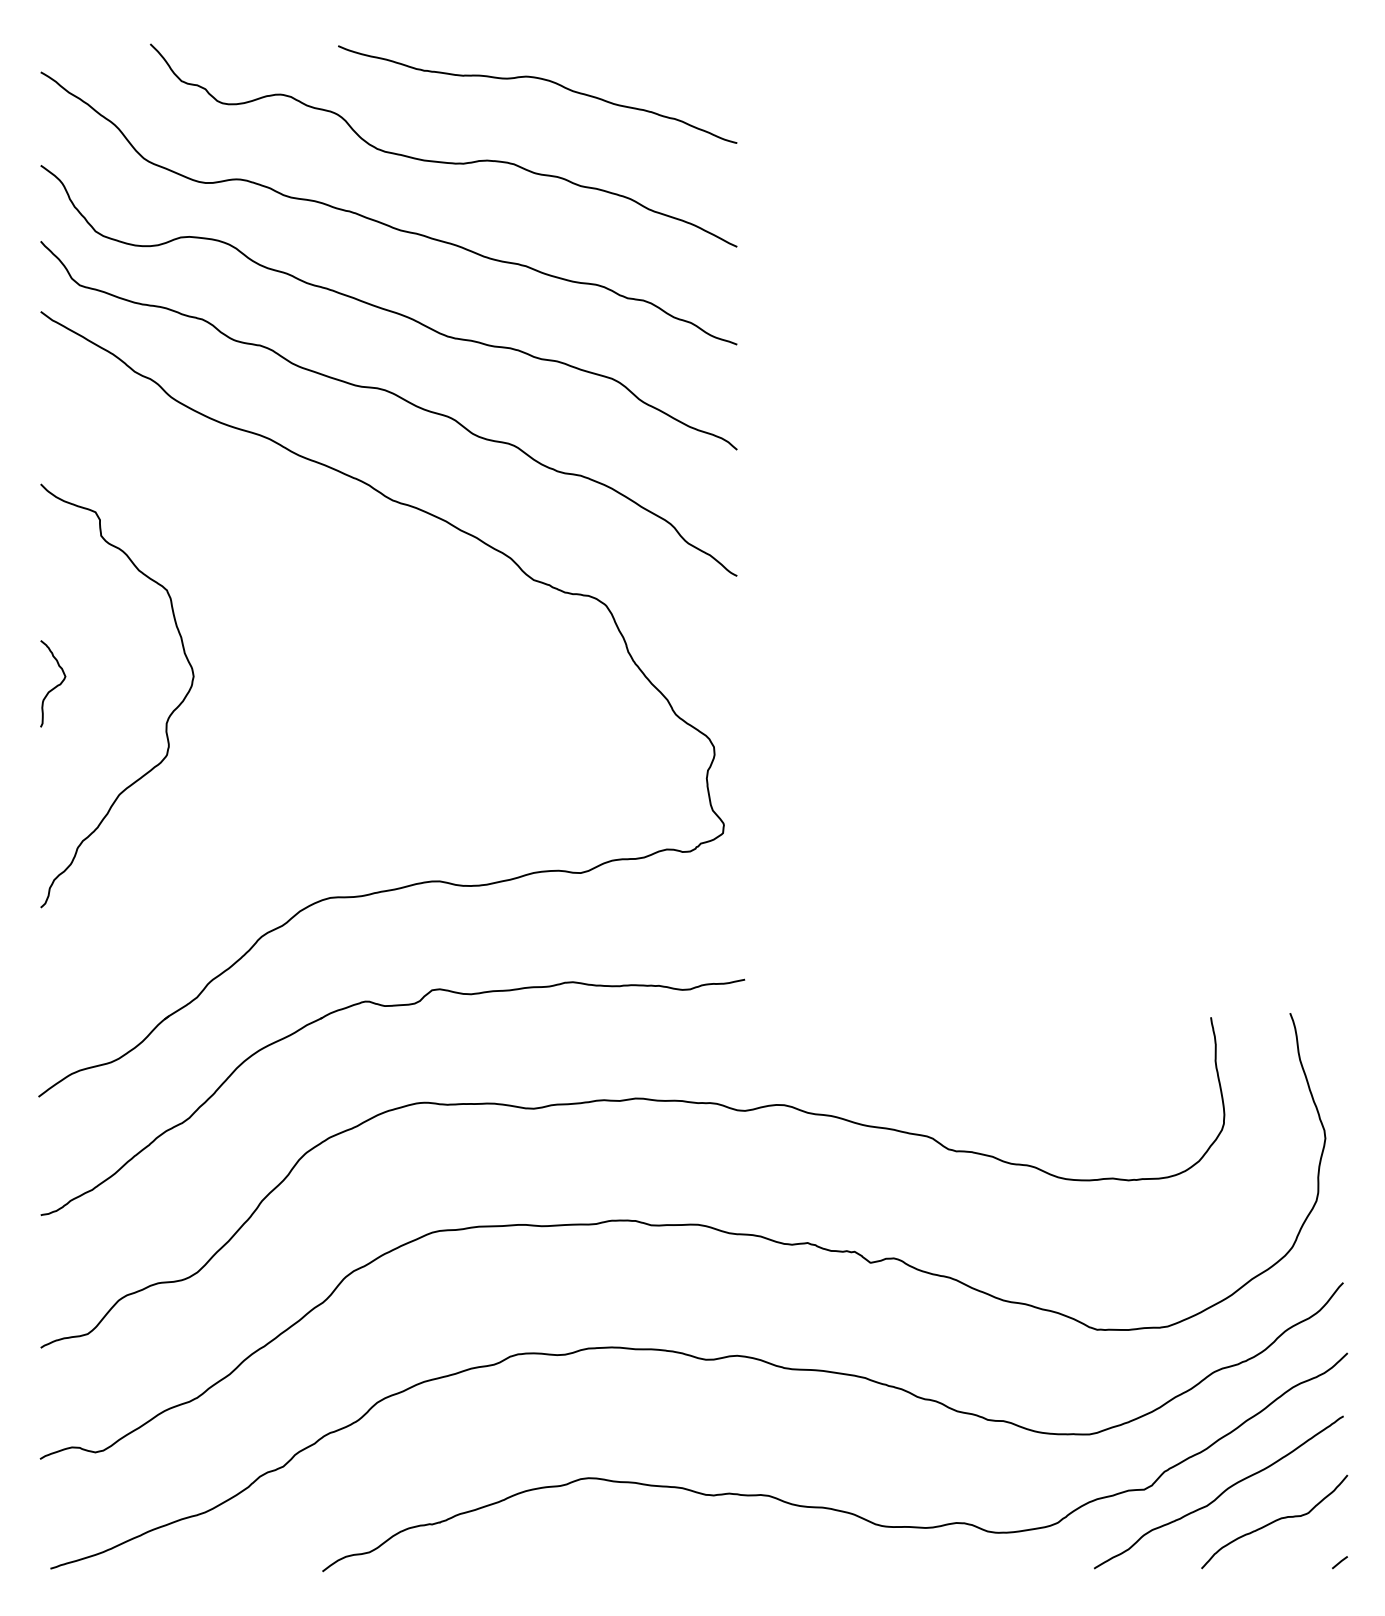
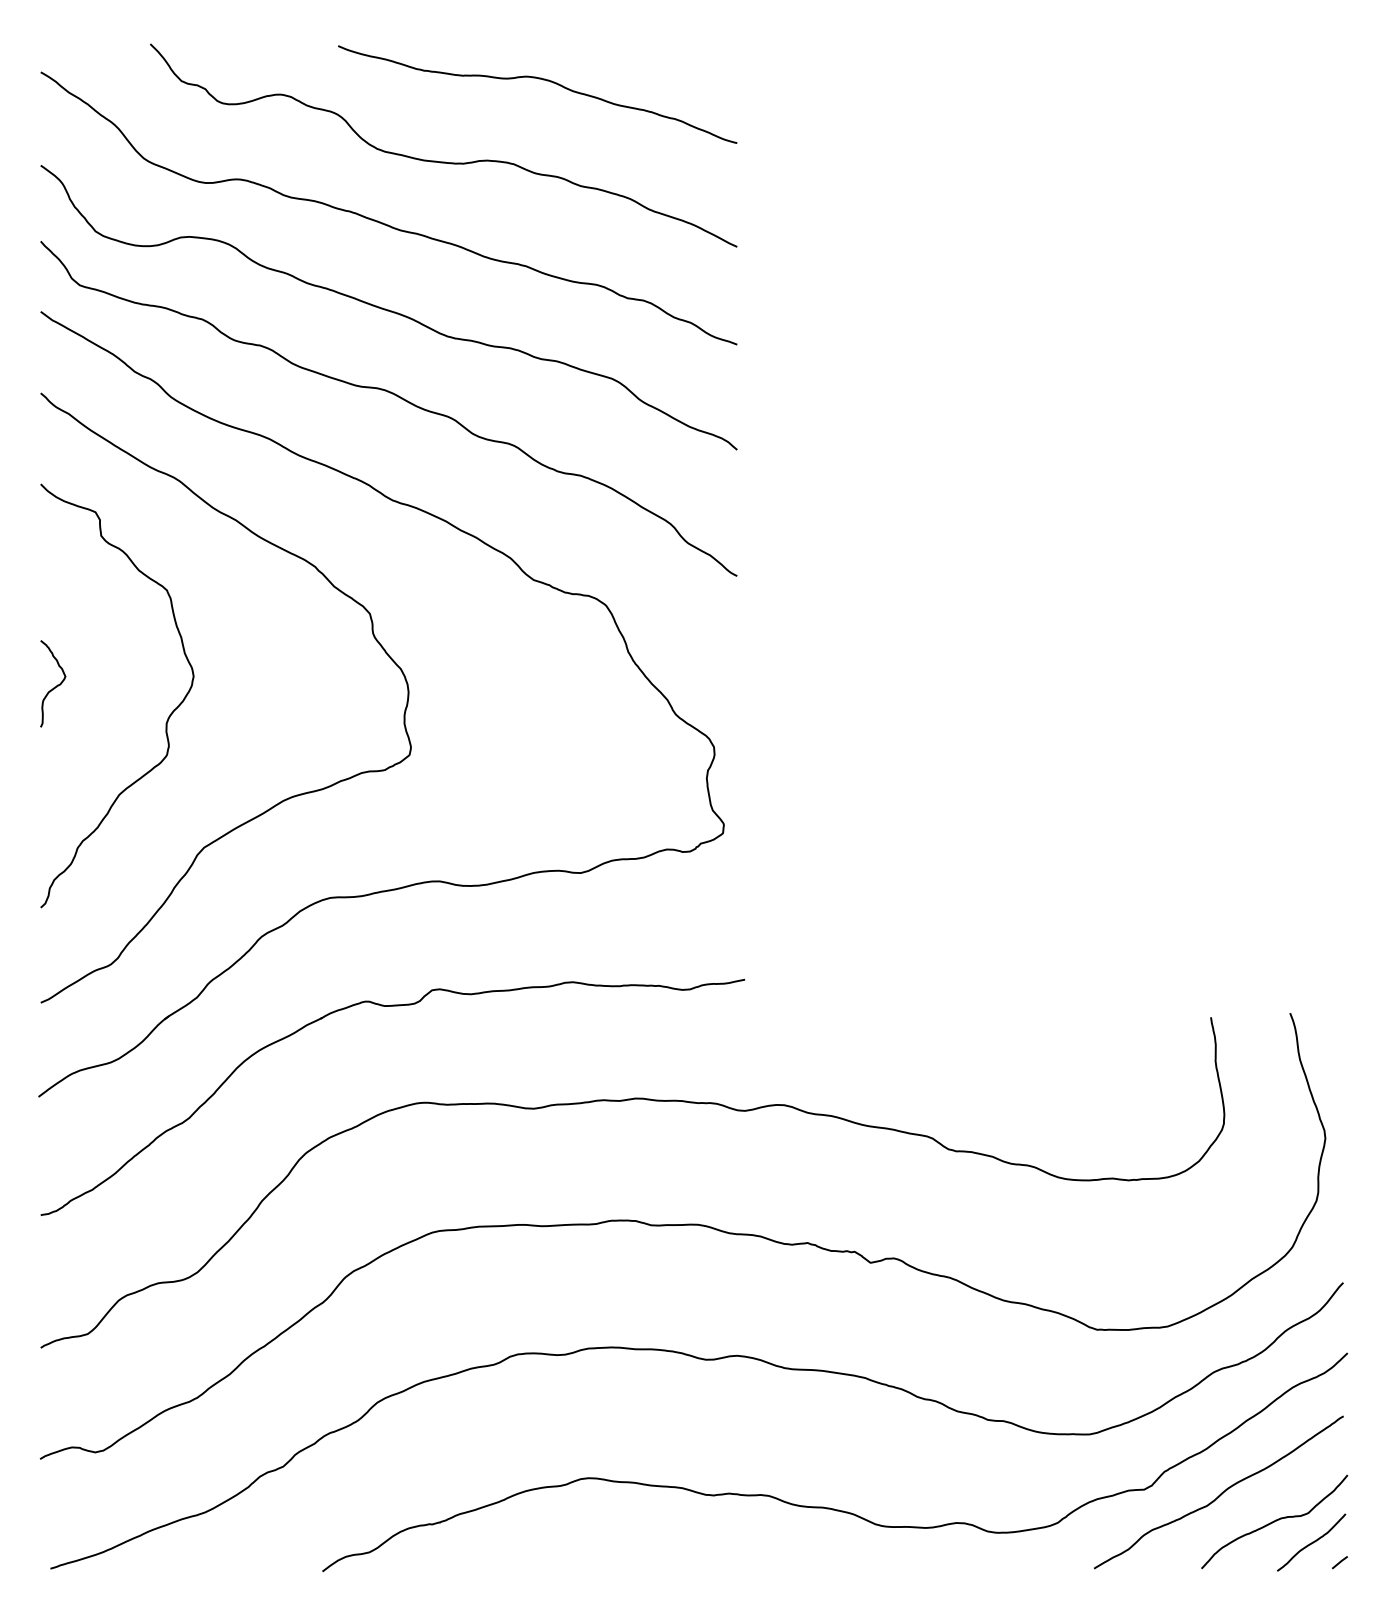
curve: none -> present (283, 799)
curve: none -> present (1311, 1542)
